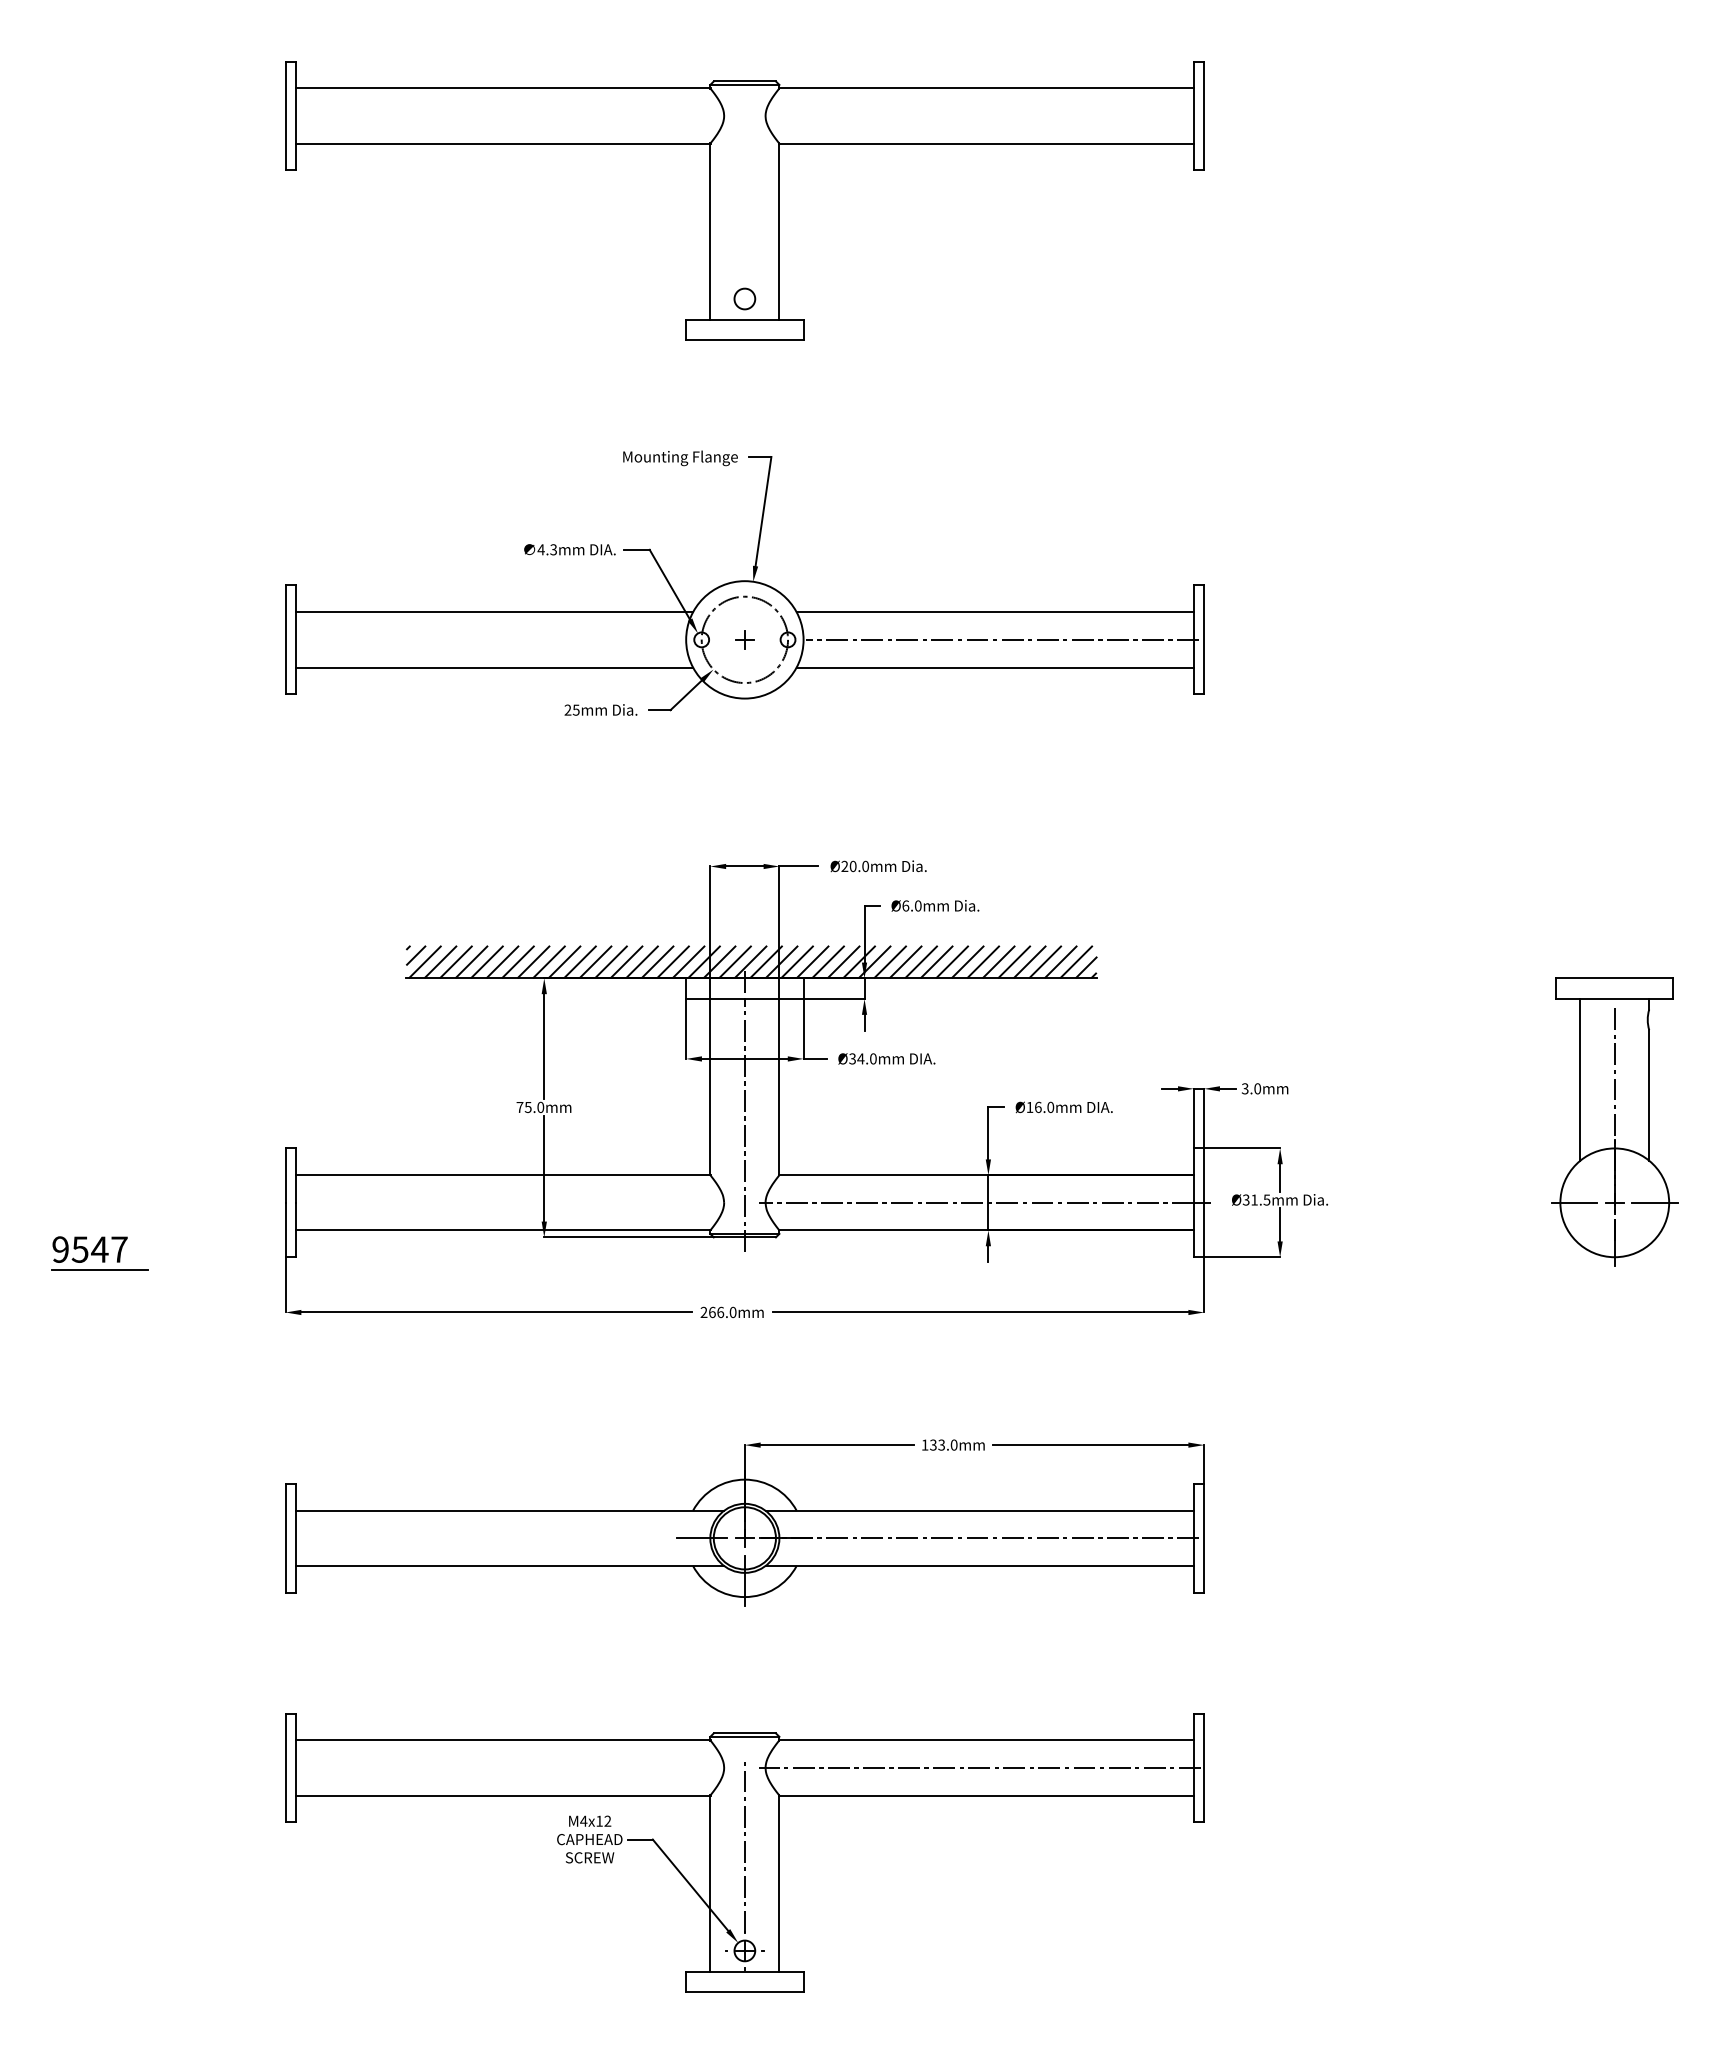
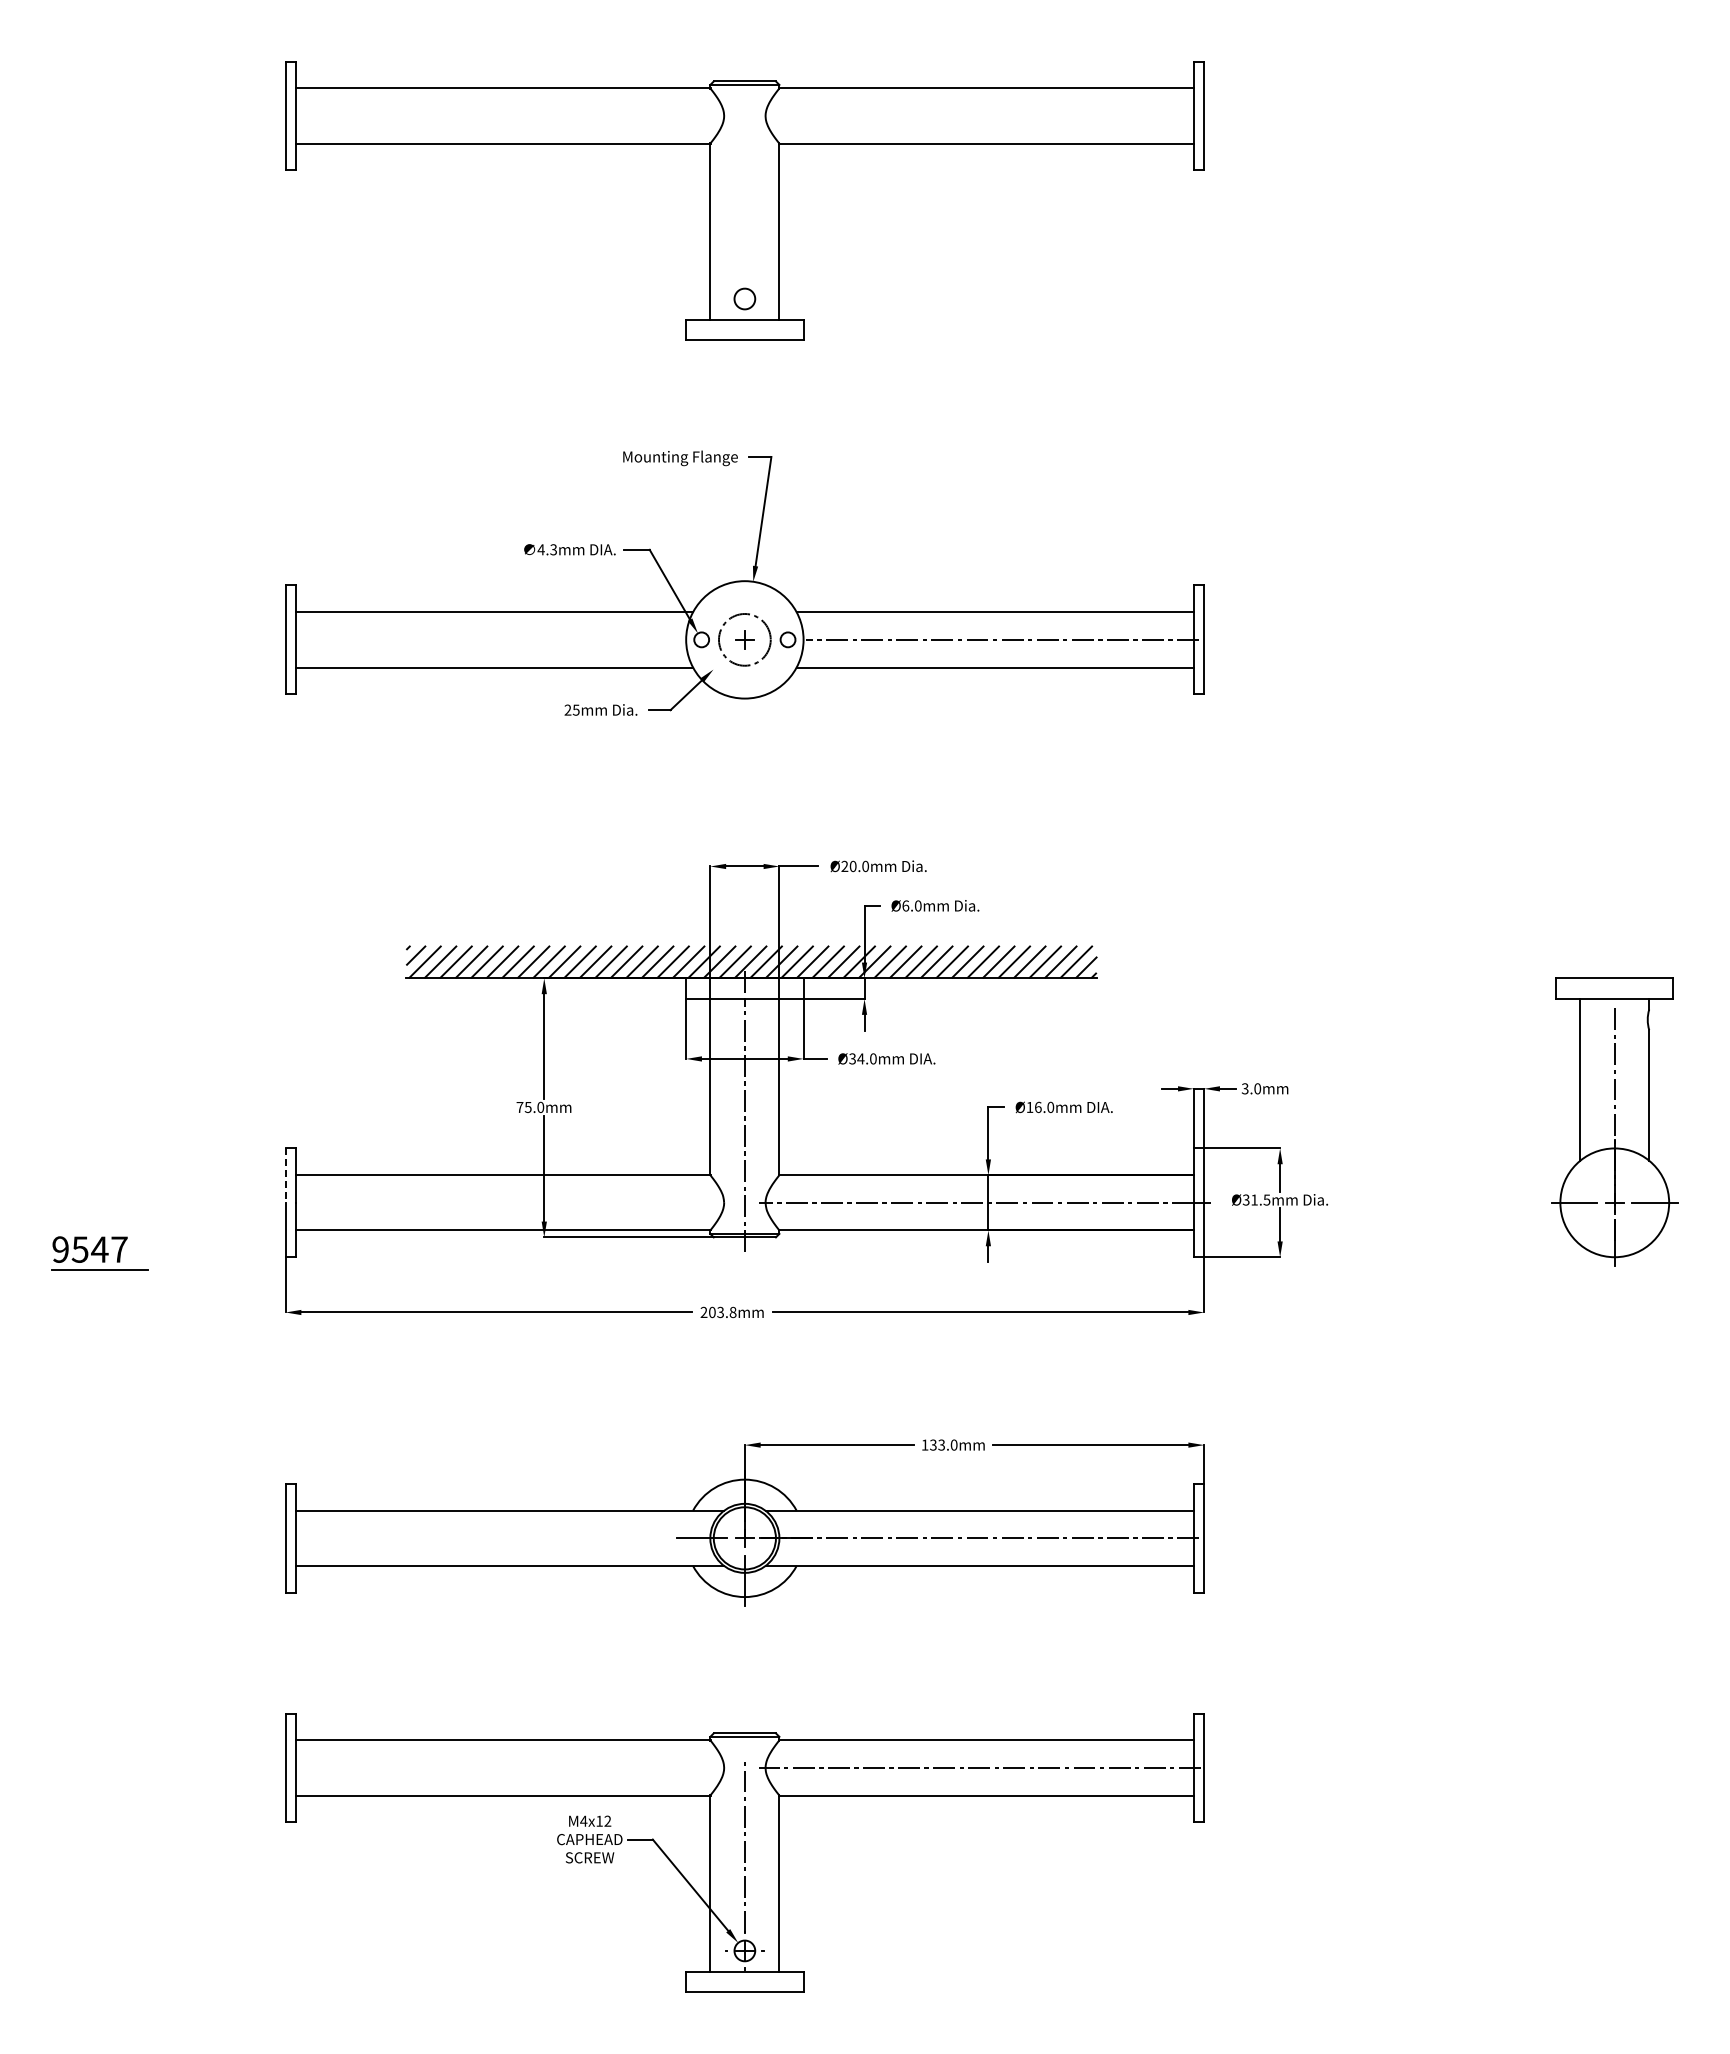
circle diameter: 86 px -> 52 px (744, 639)
line: solid -> dashed (285, 1176)
text: 266.0mm -> 203.8mm (722, 1311)
